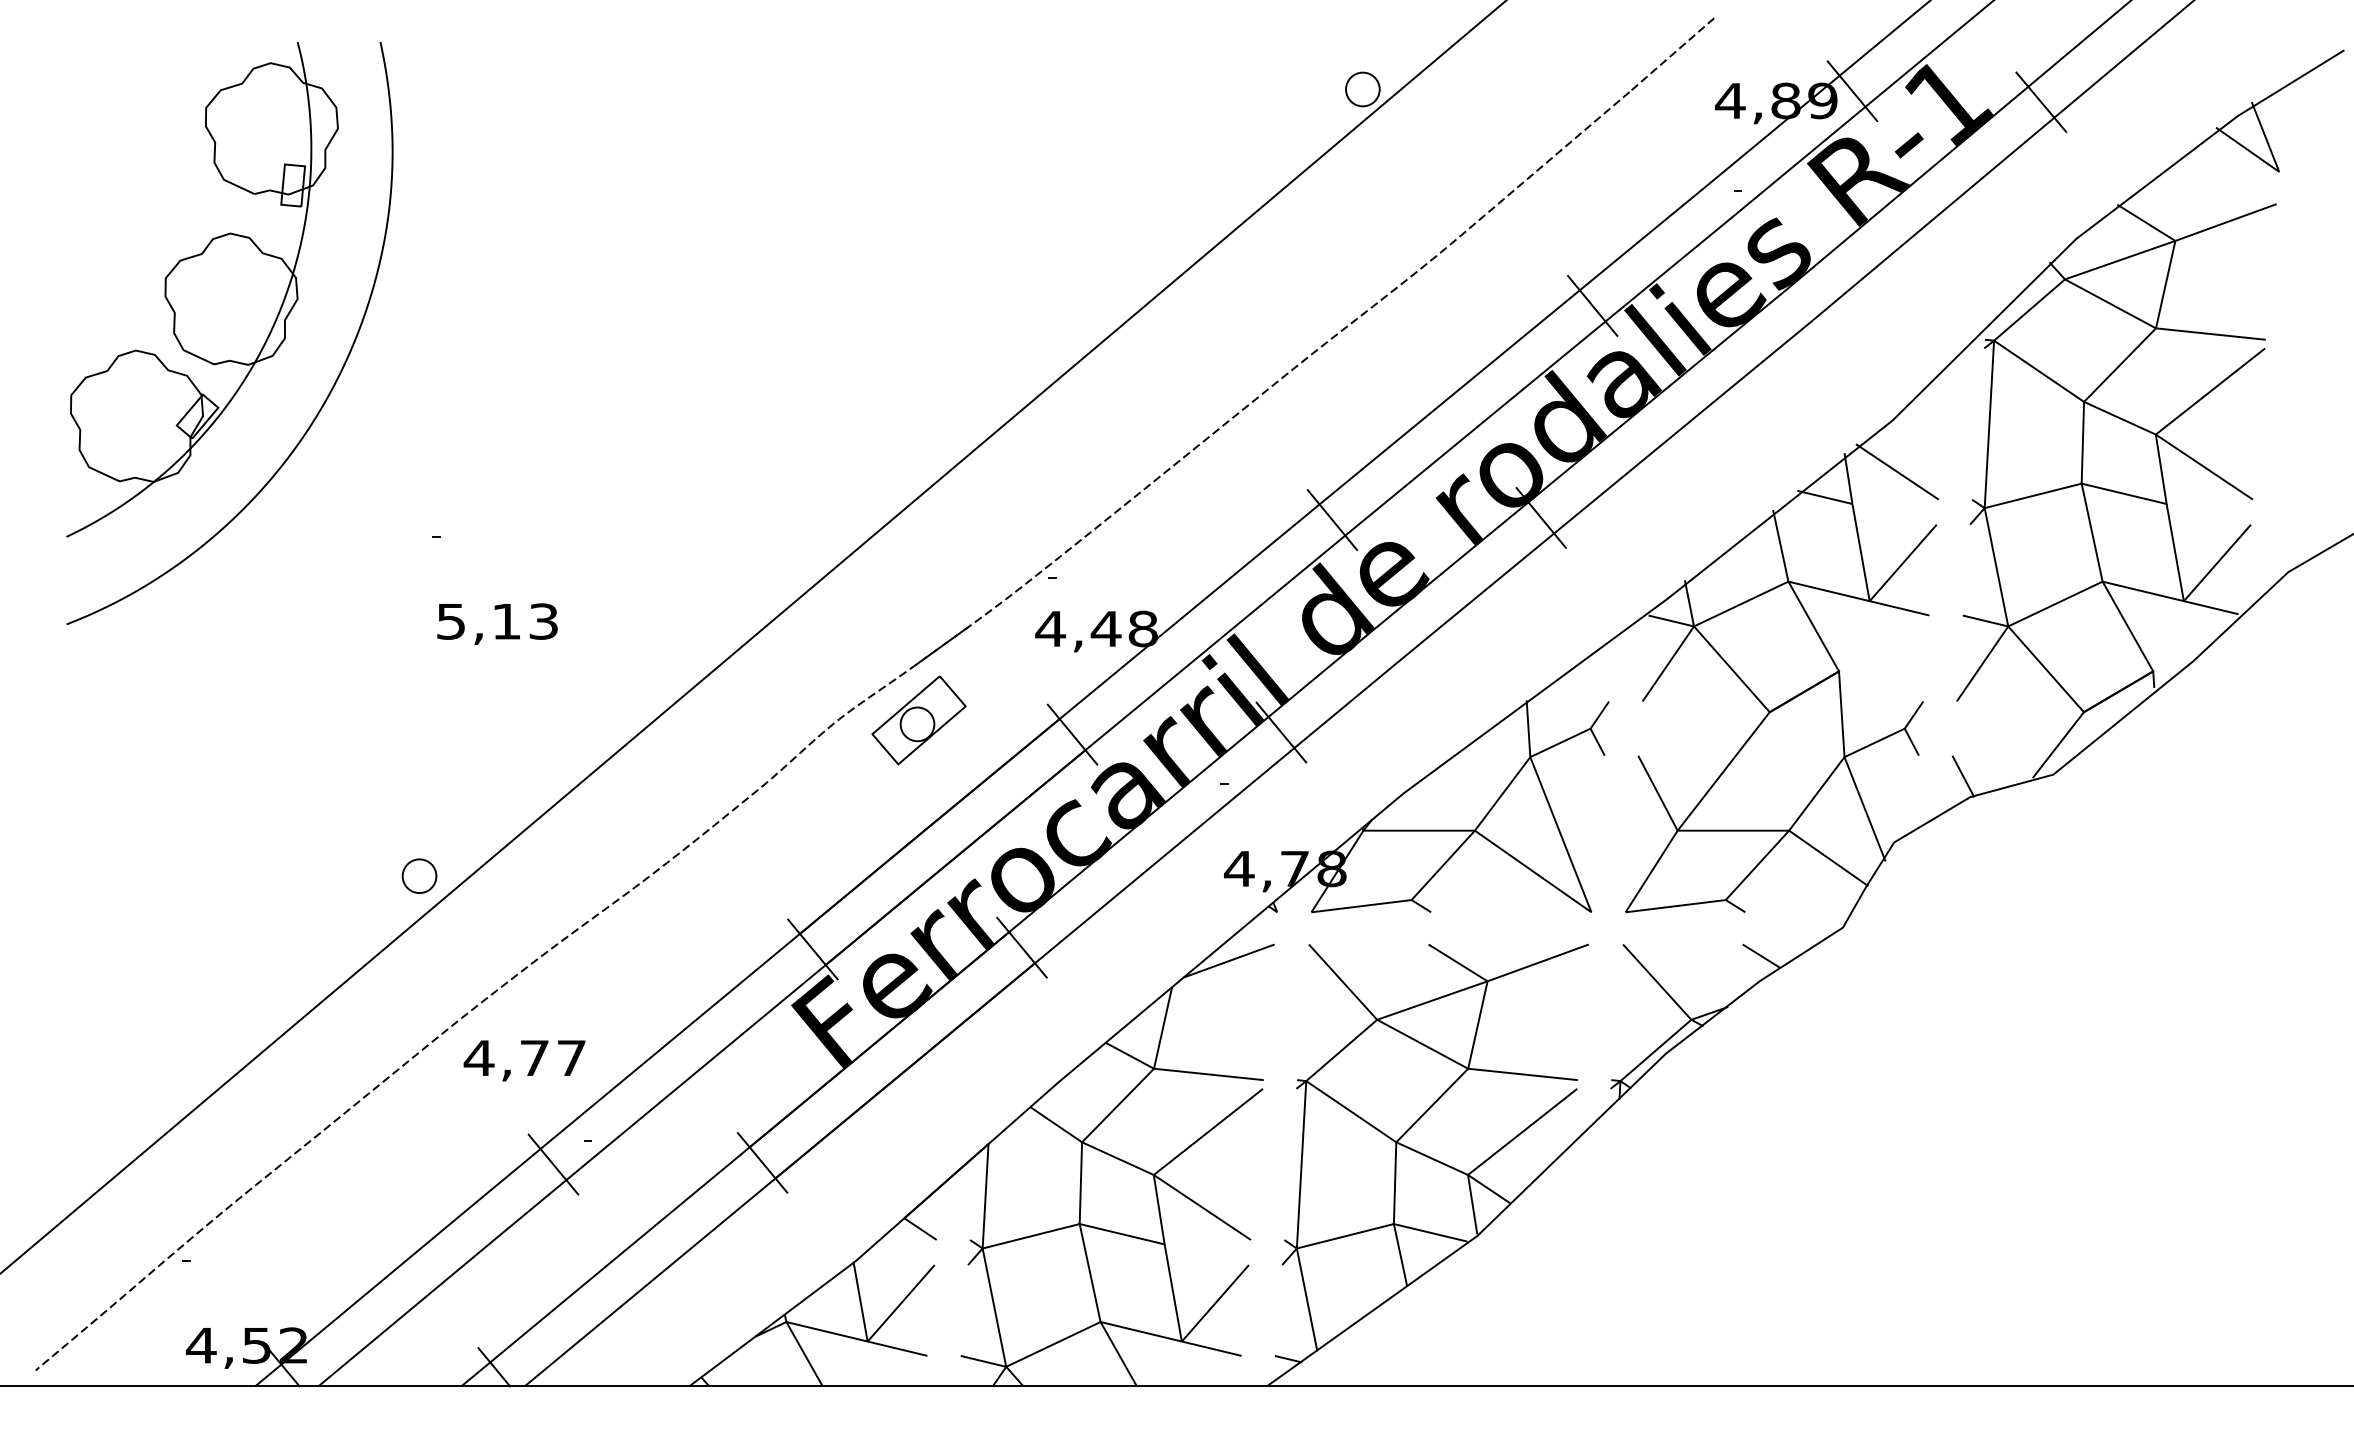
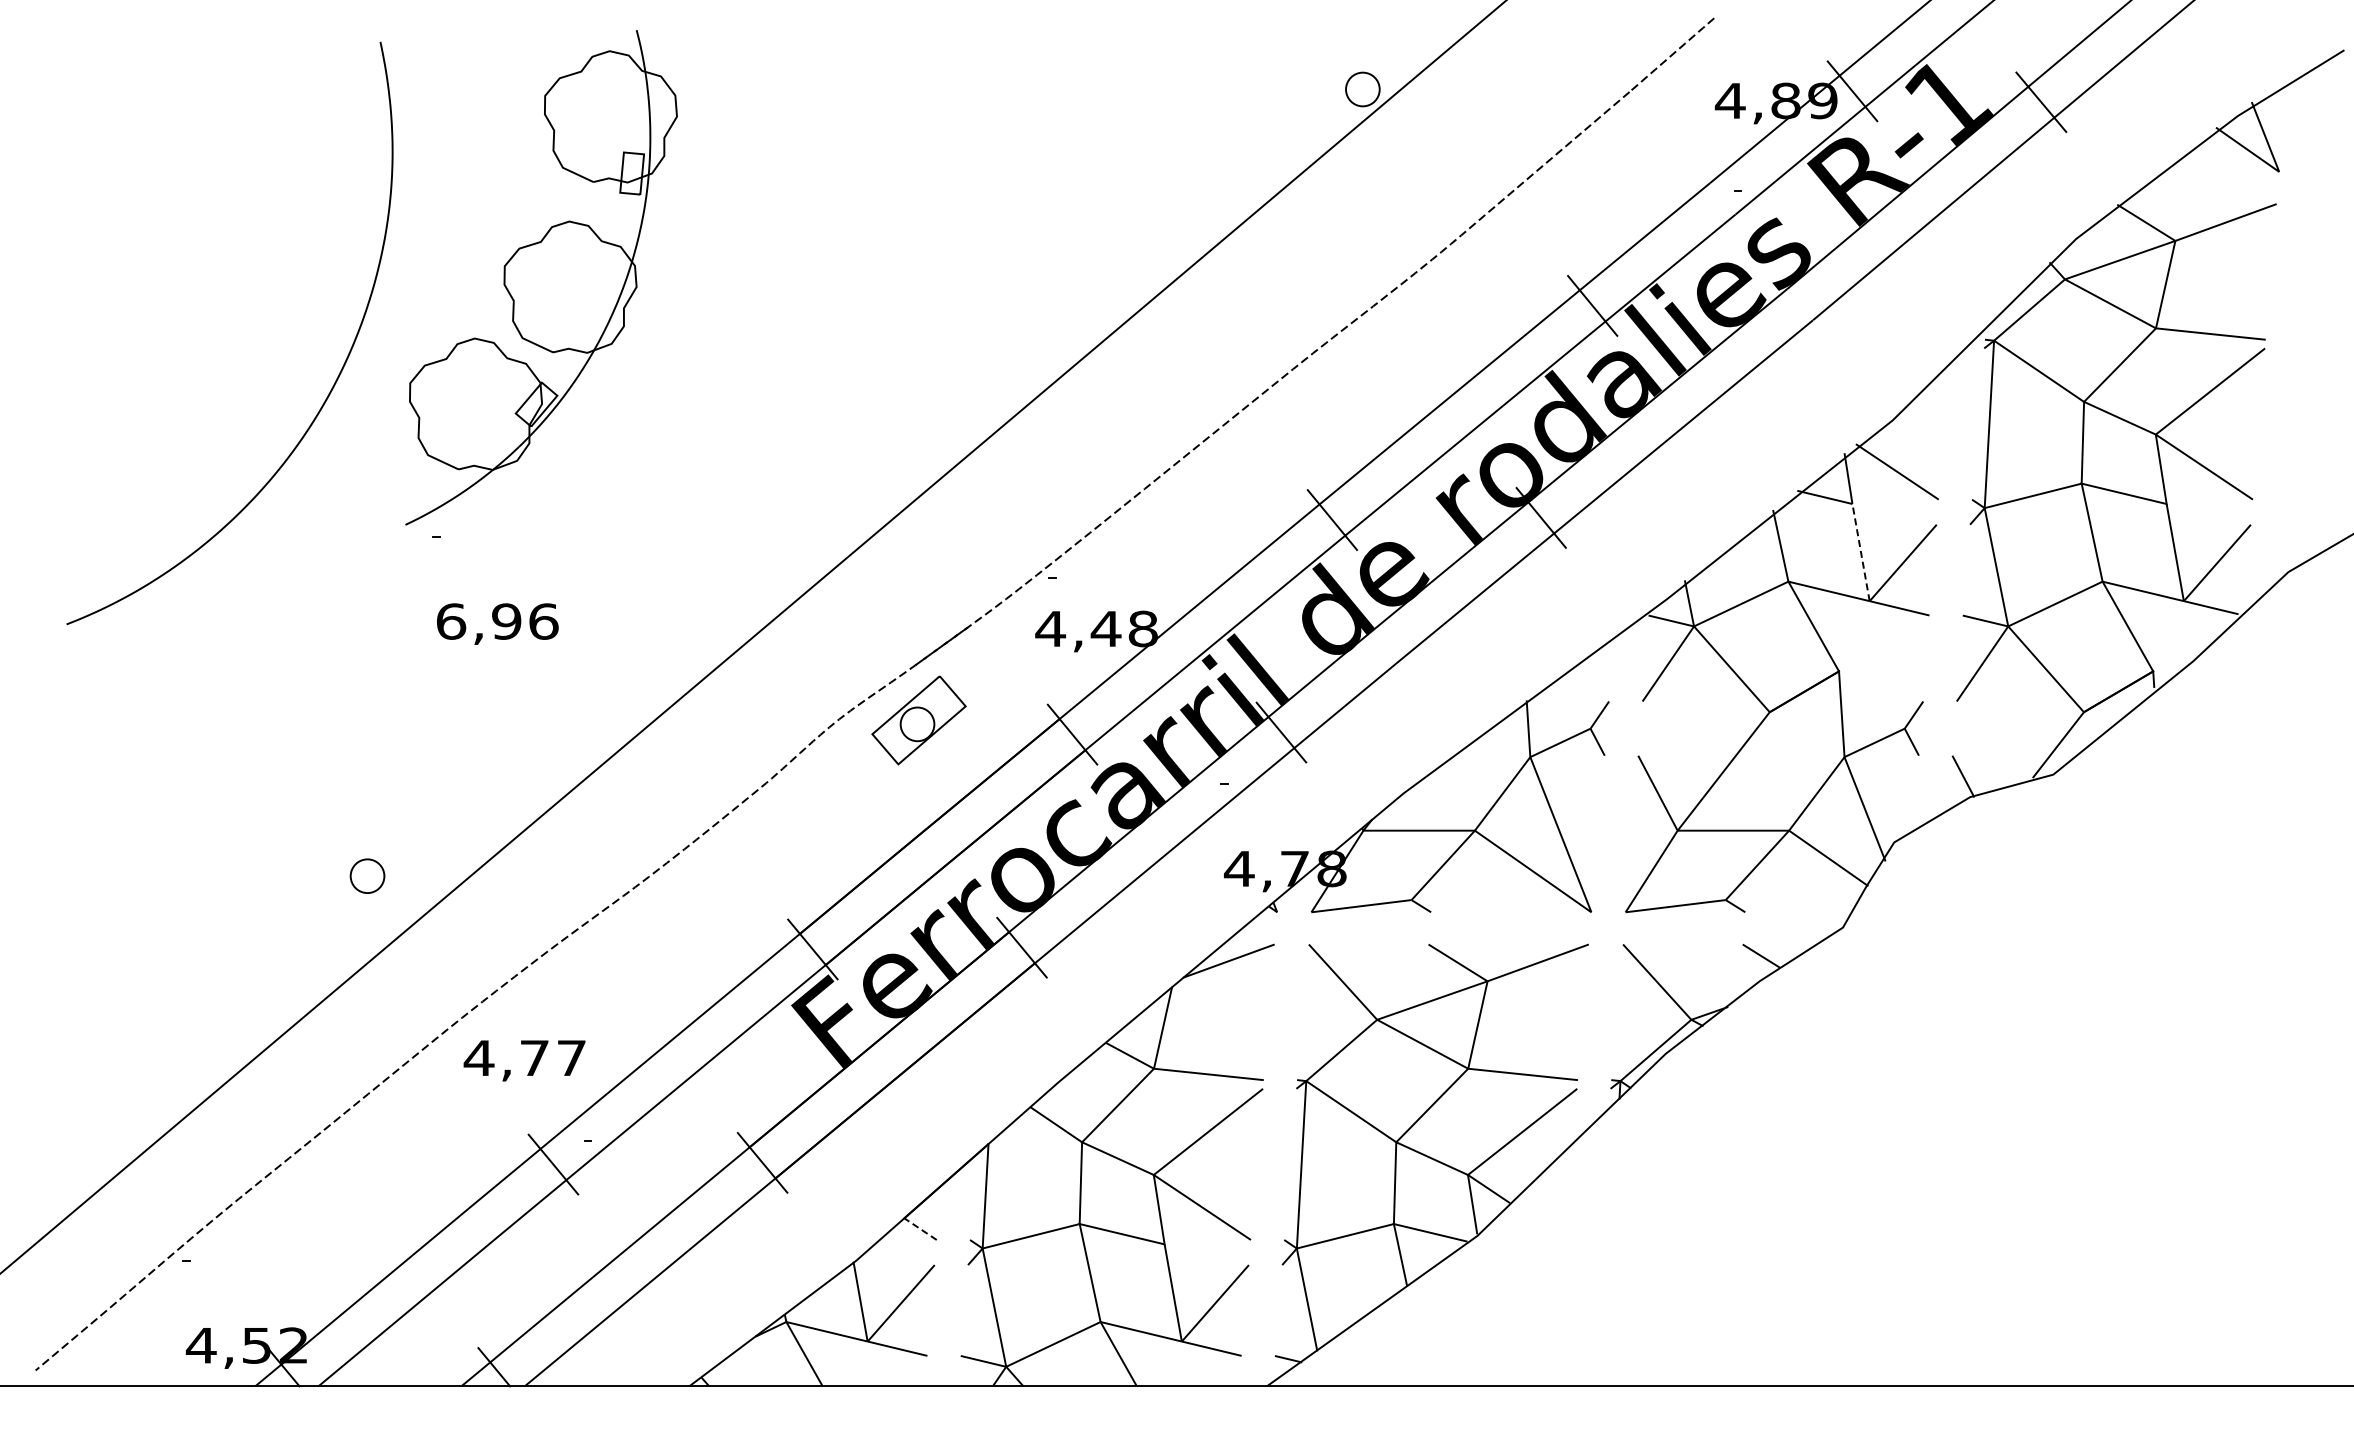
part position: (202, 289) -> (541, 277) (541, 277)
line: solid -> dashed (1860, 552)
text: 5,13 -> 6,96 (497, 621)
part position: (419, 875) -> (367, 875) (367, 875)
line: solid -> dashed (920, 1228)
